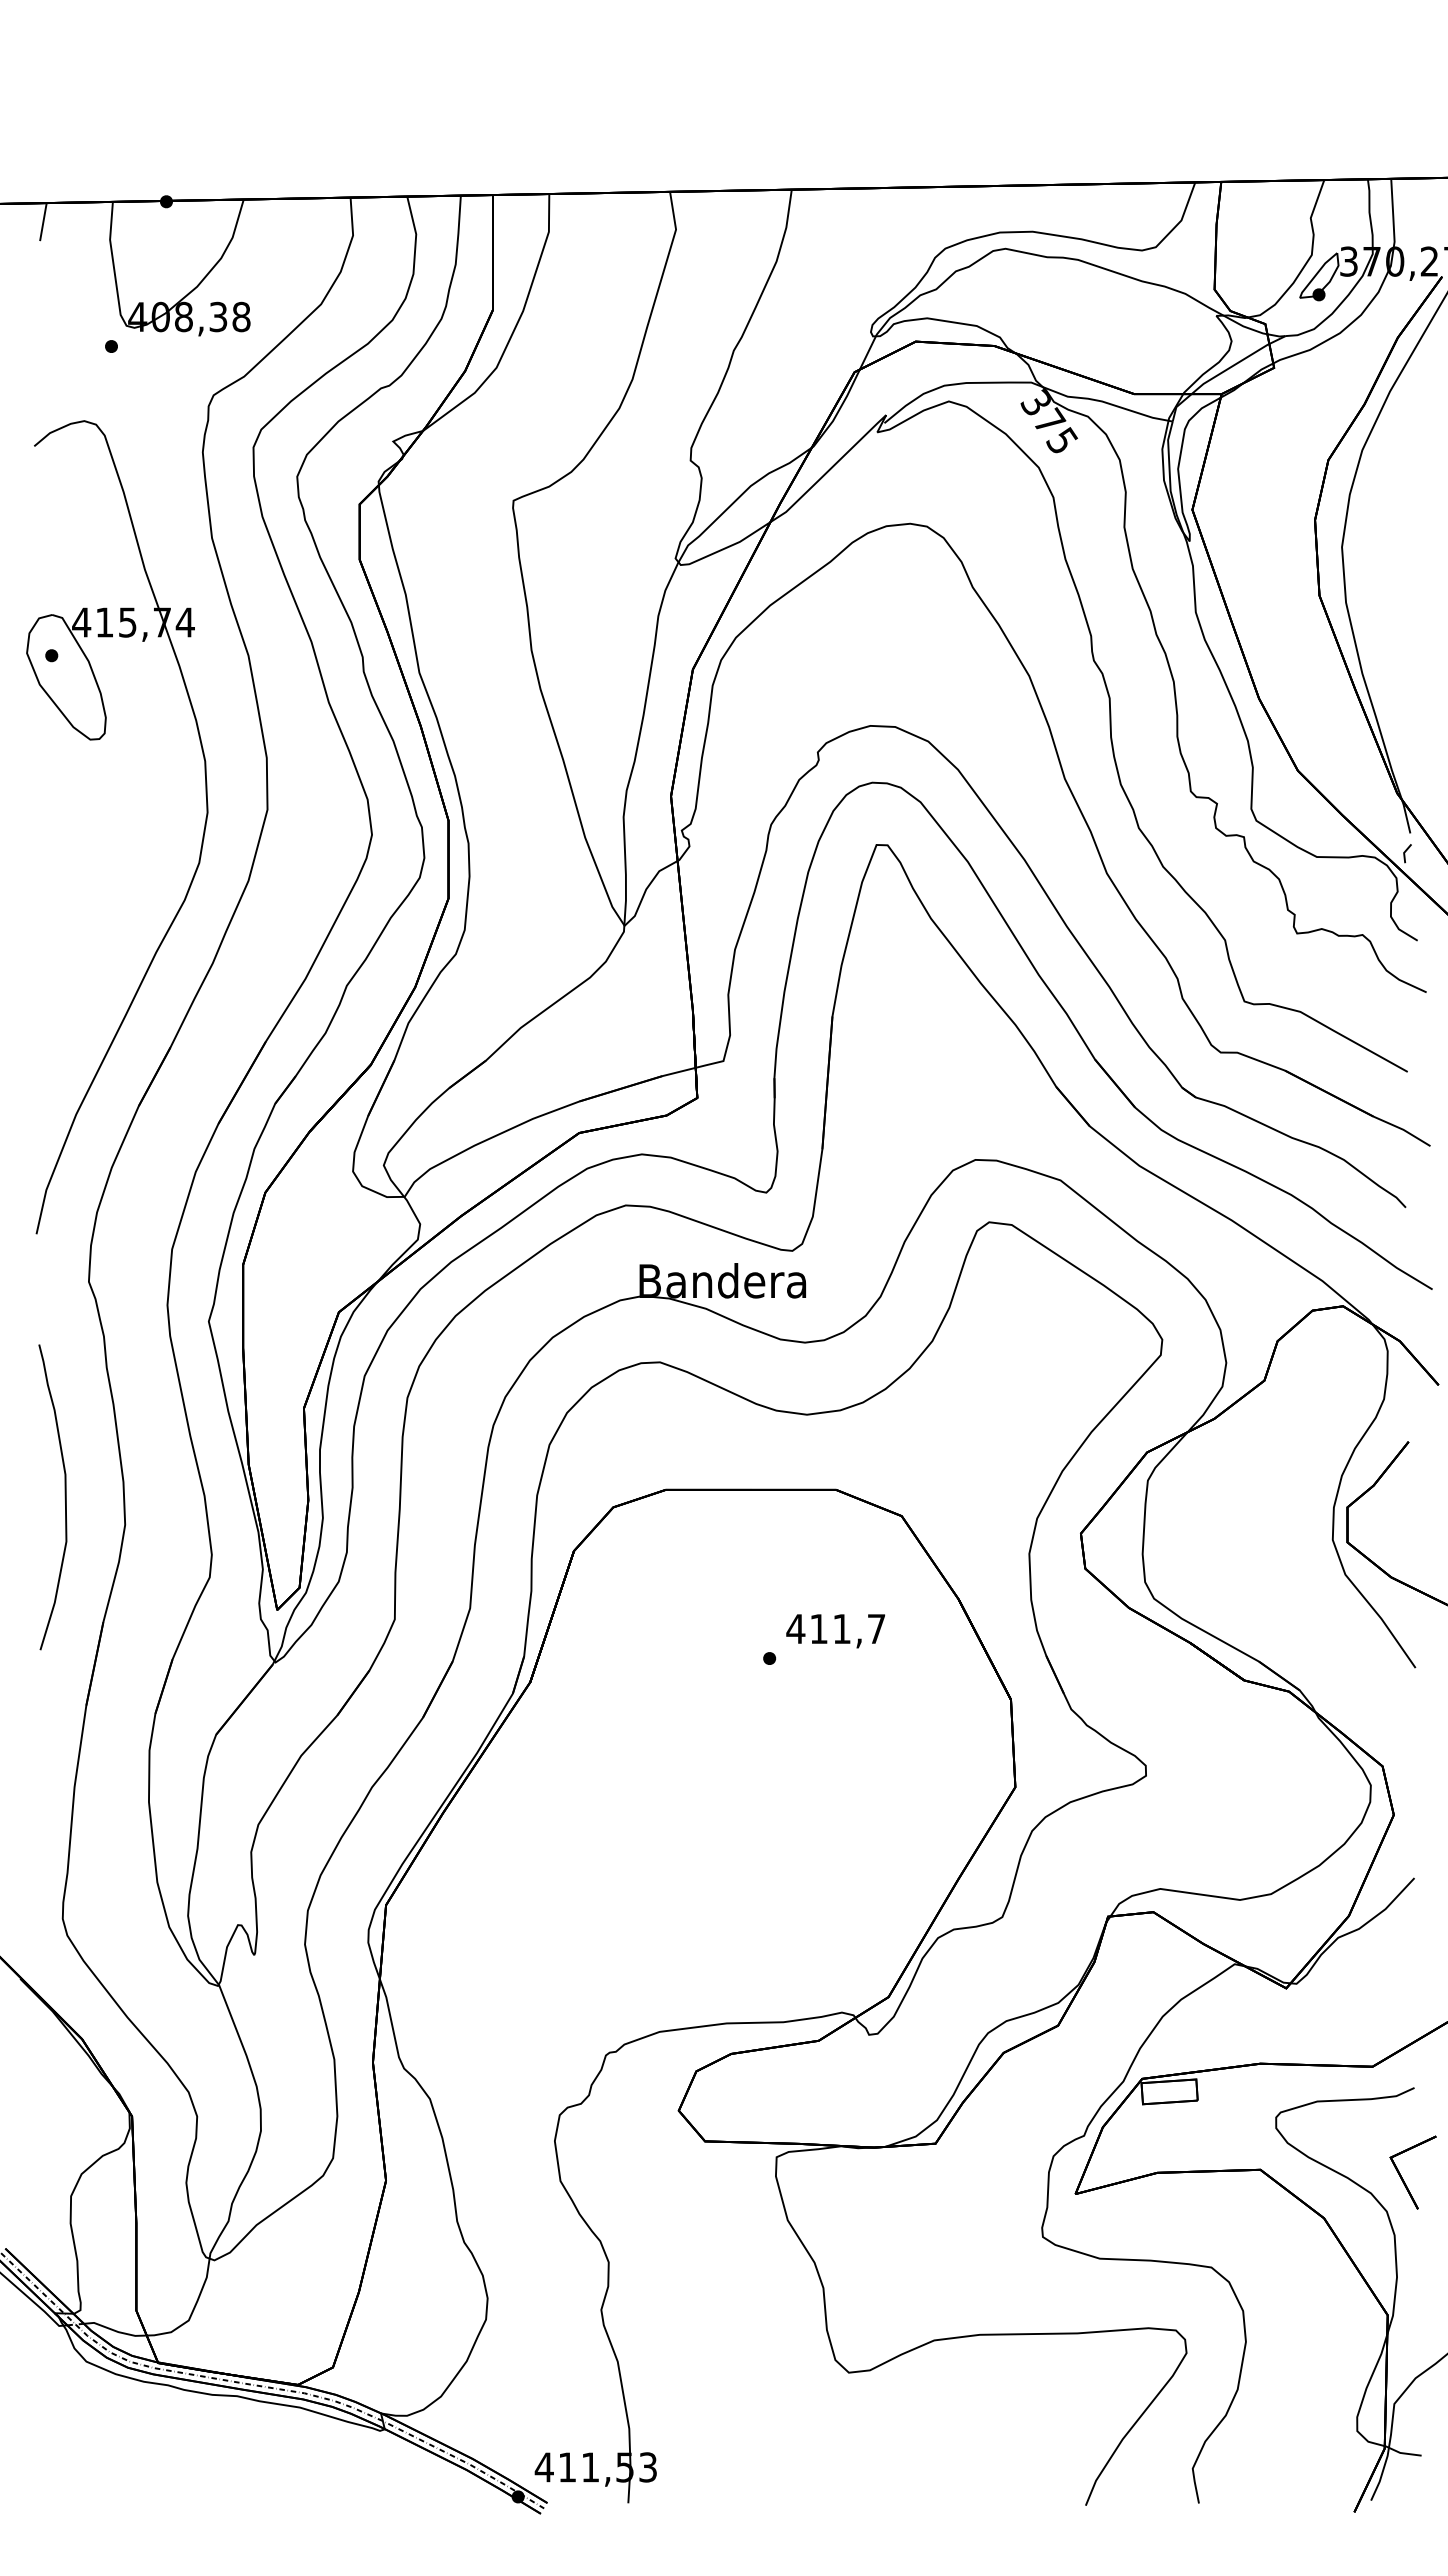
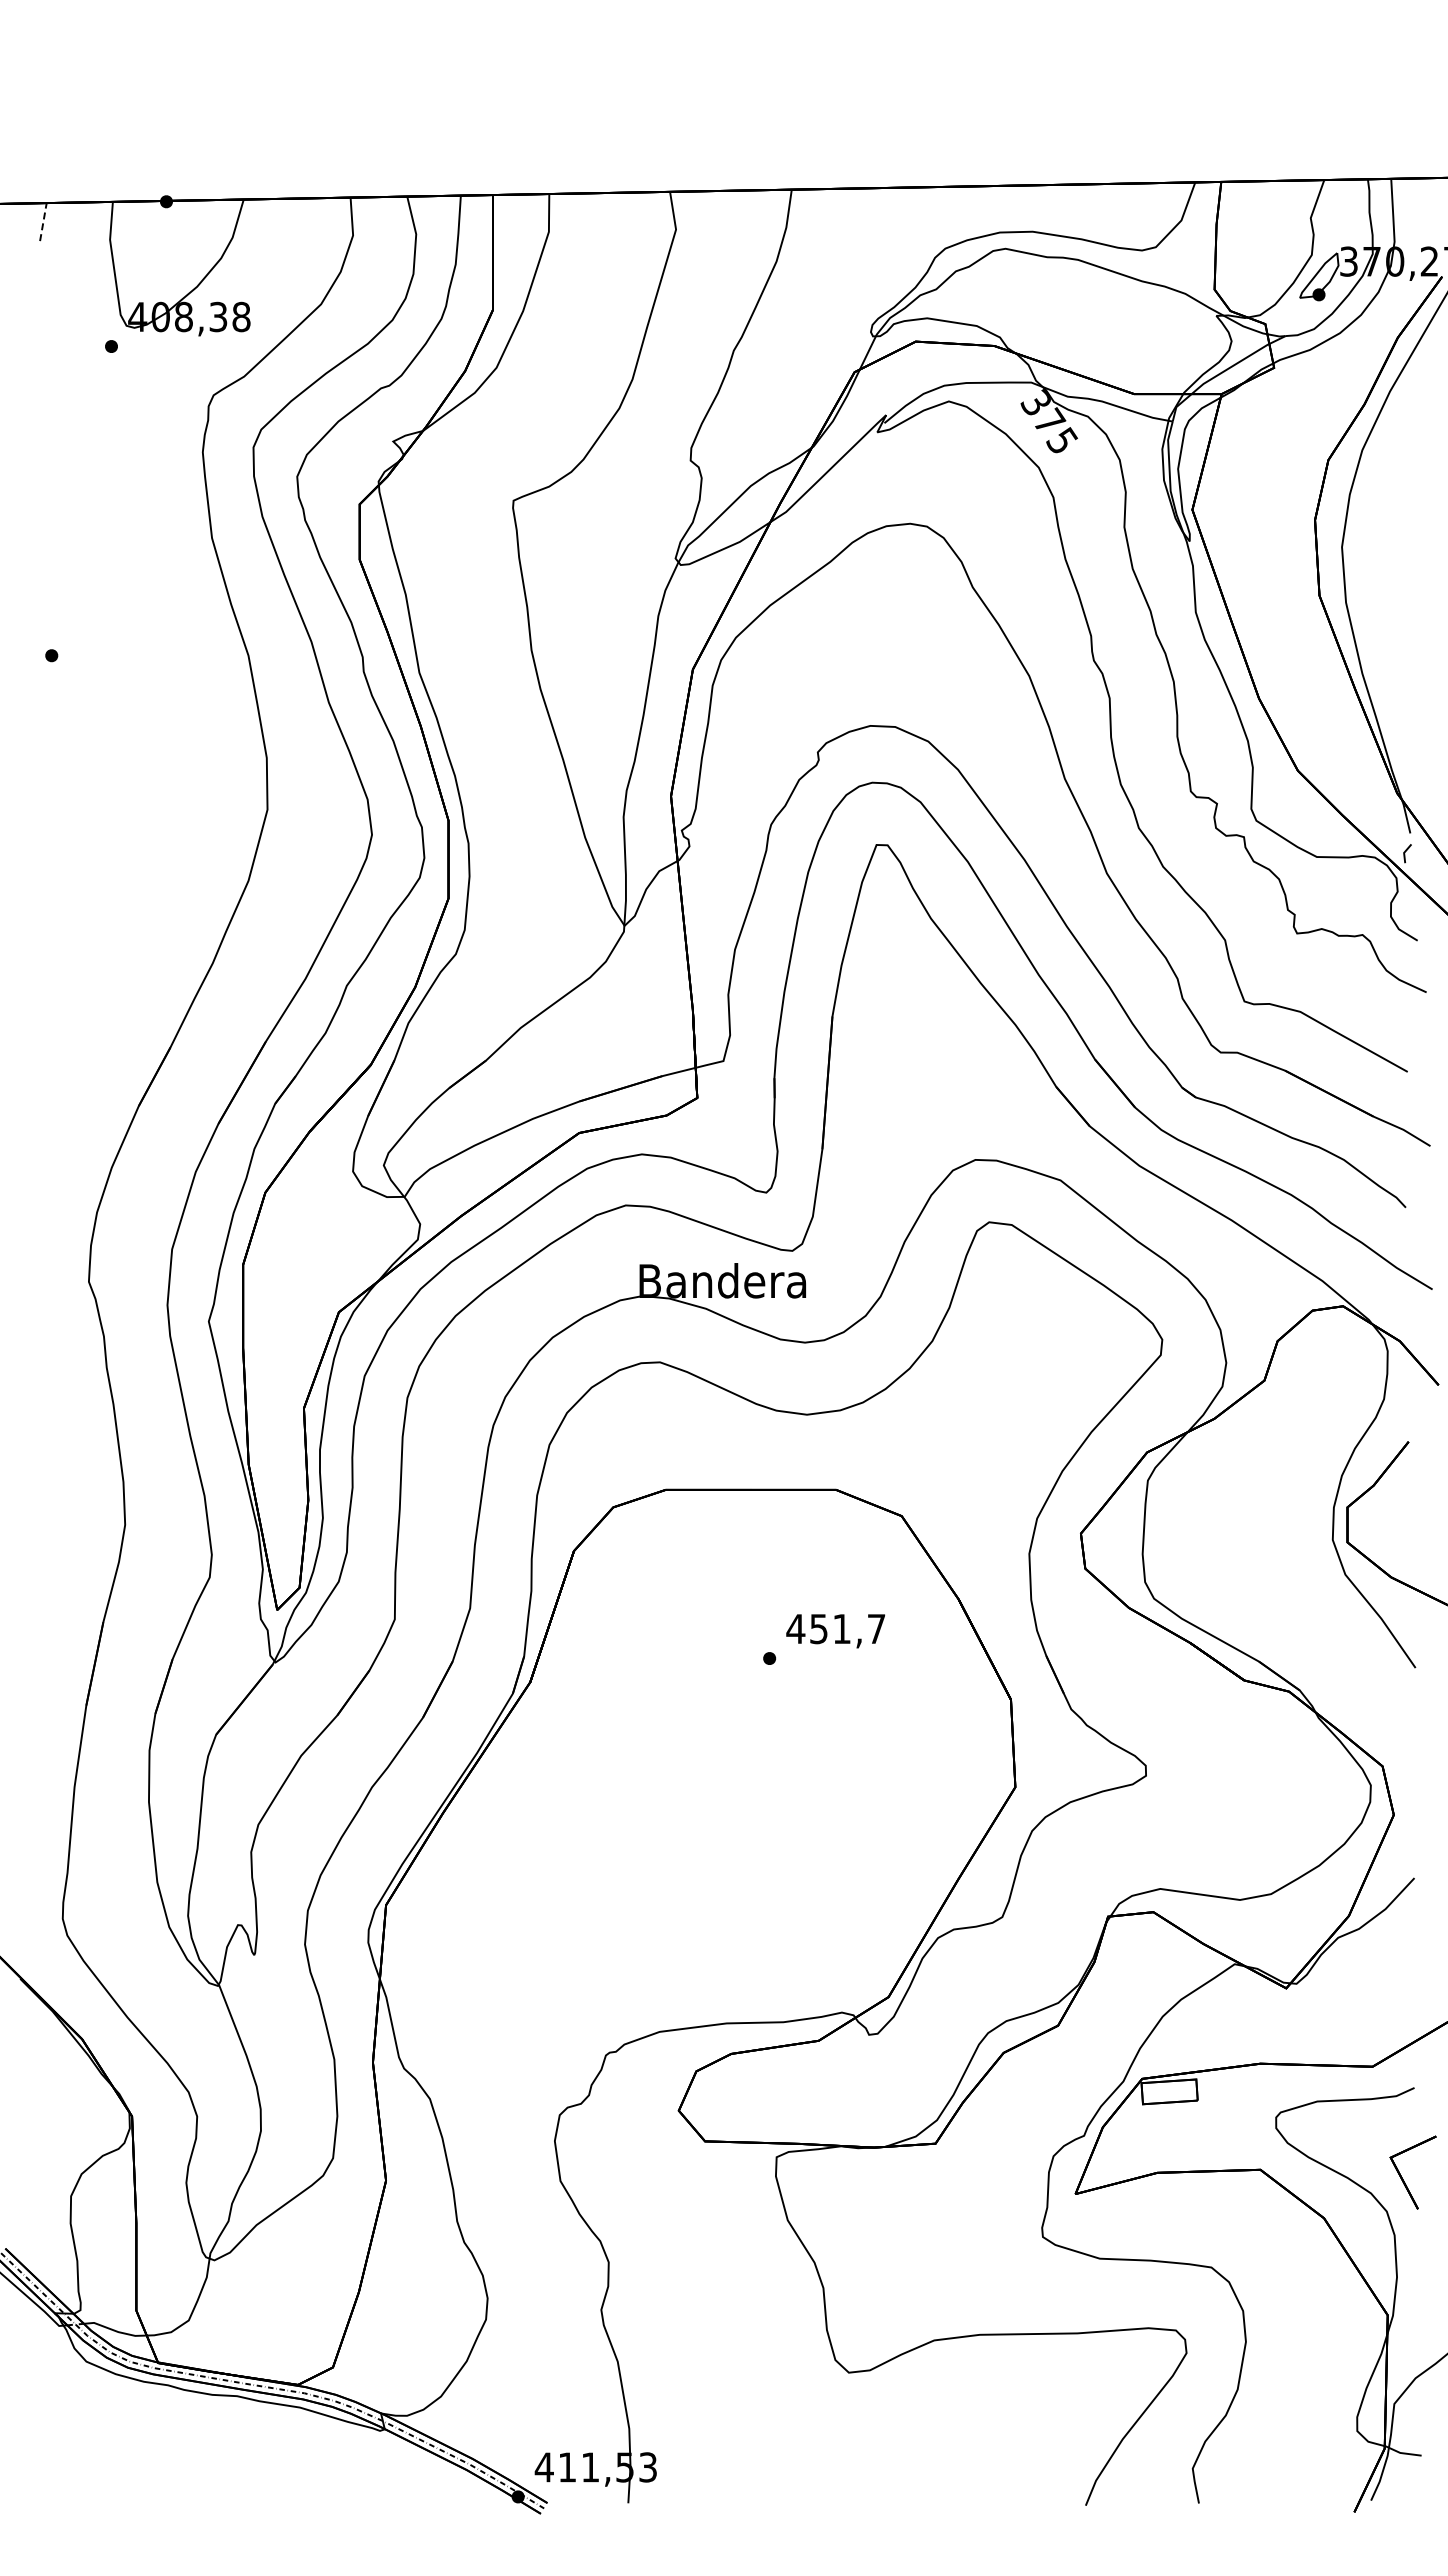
line: solid -> dashed (43, 221)
part: present -> none (201, 841)
curve: present -> none (64, 1497)
text: 411,7 -> 451,7 (818, 1629)
